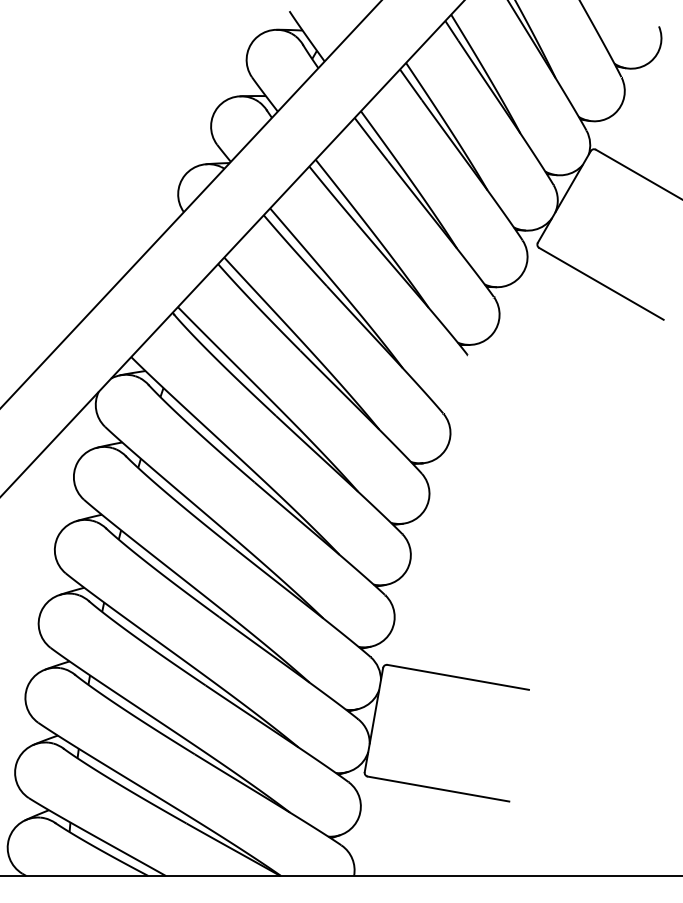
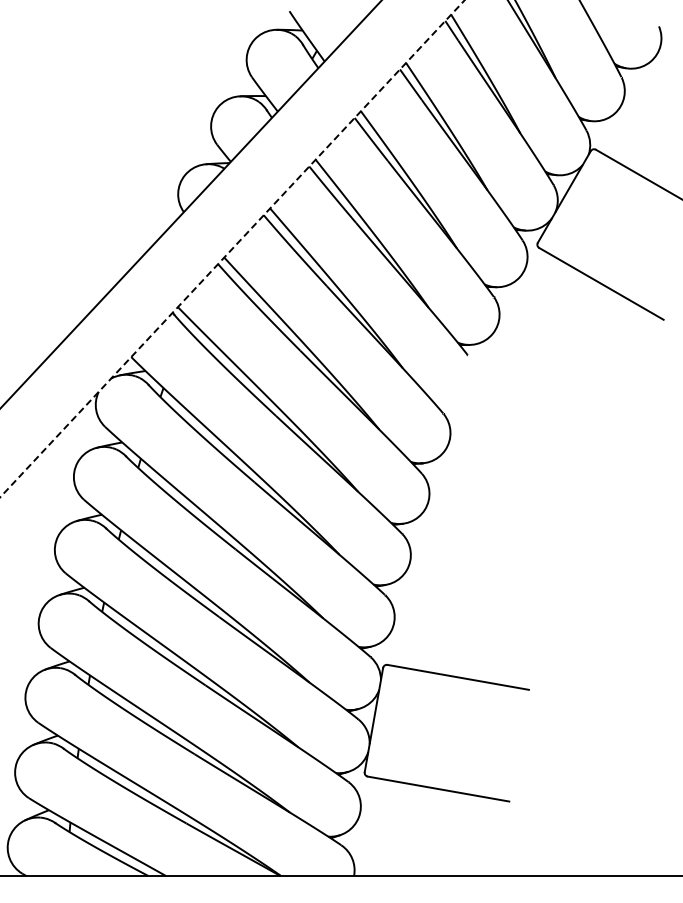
line: solid -> dashed (232, 248)
